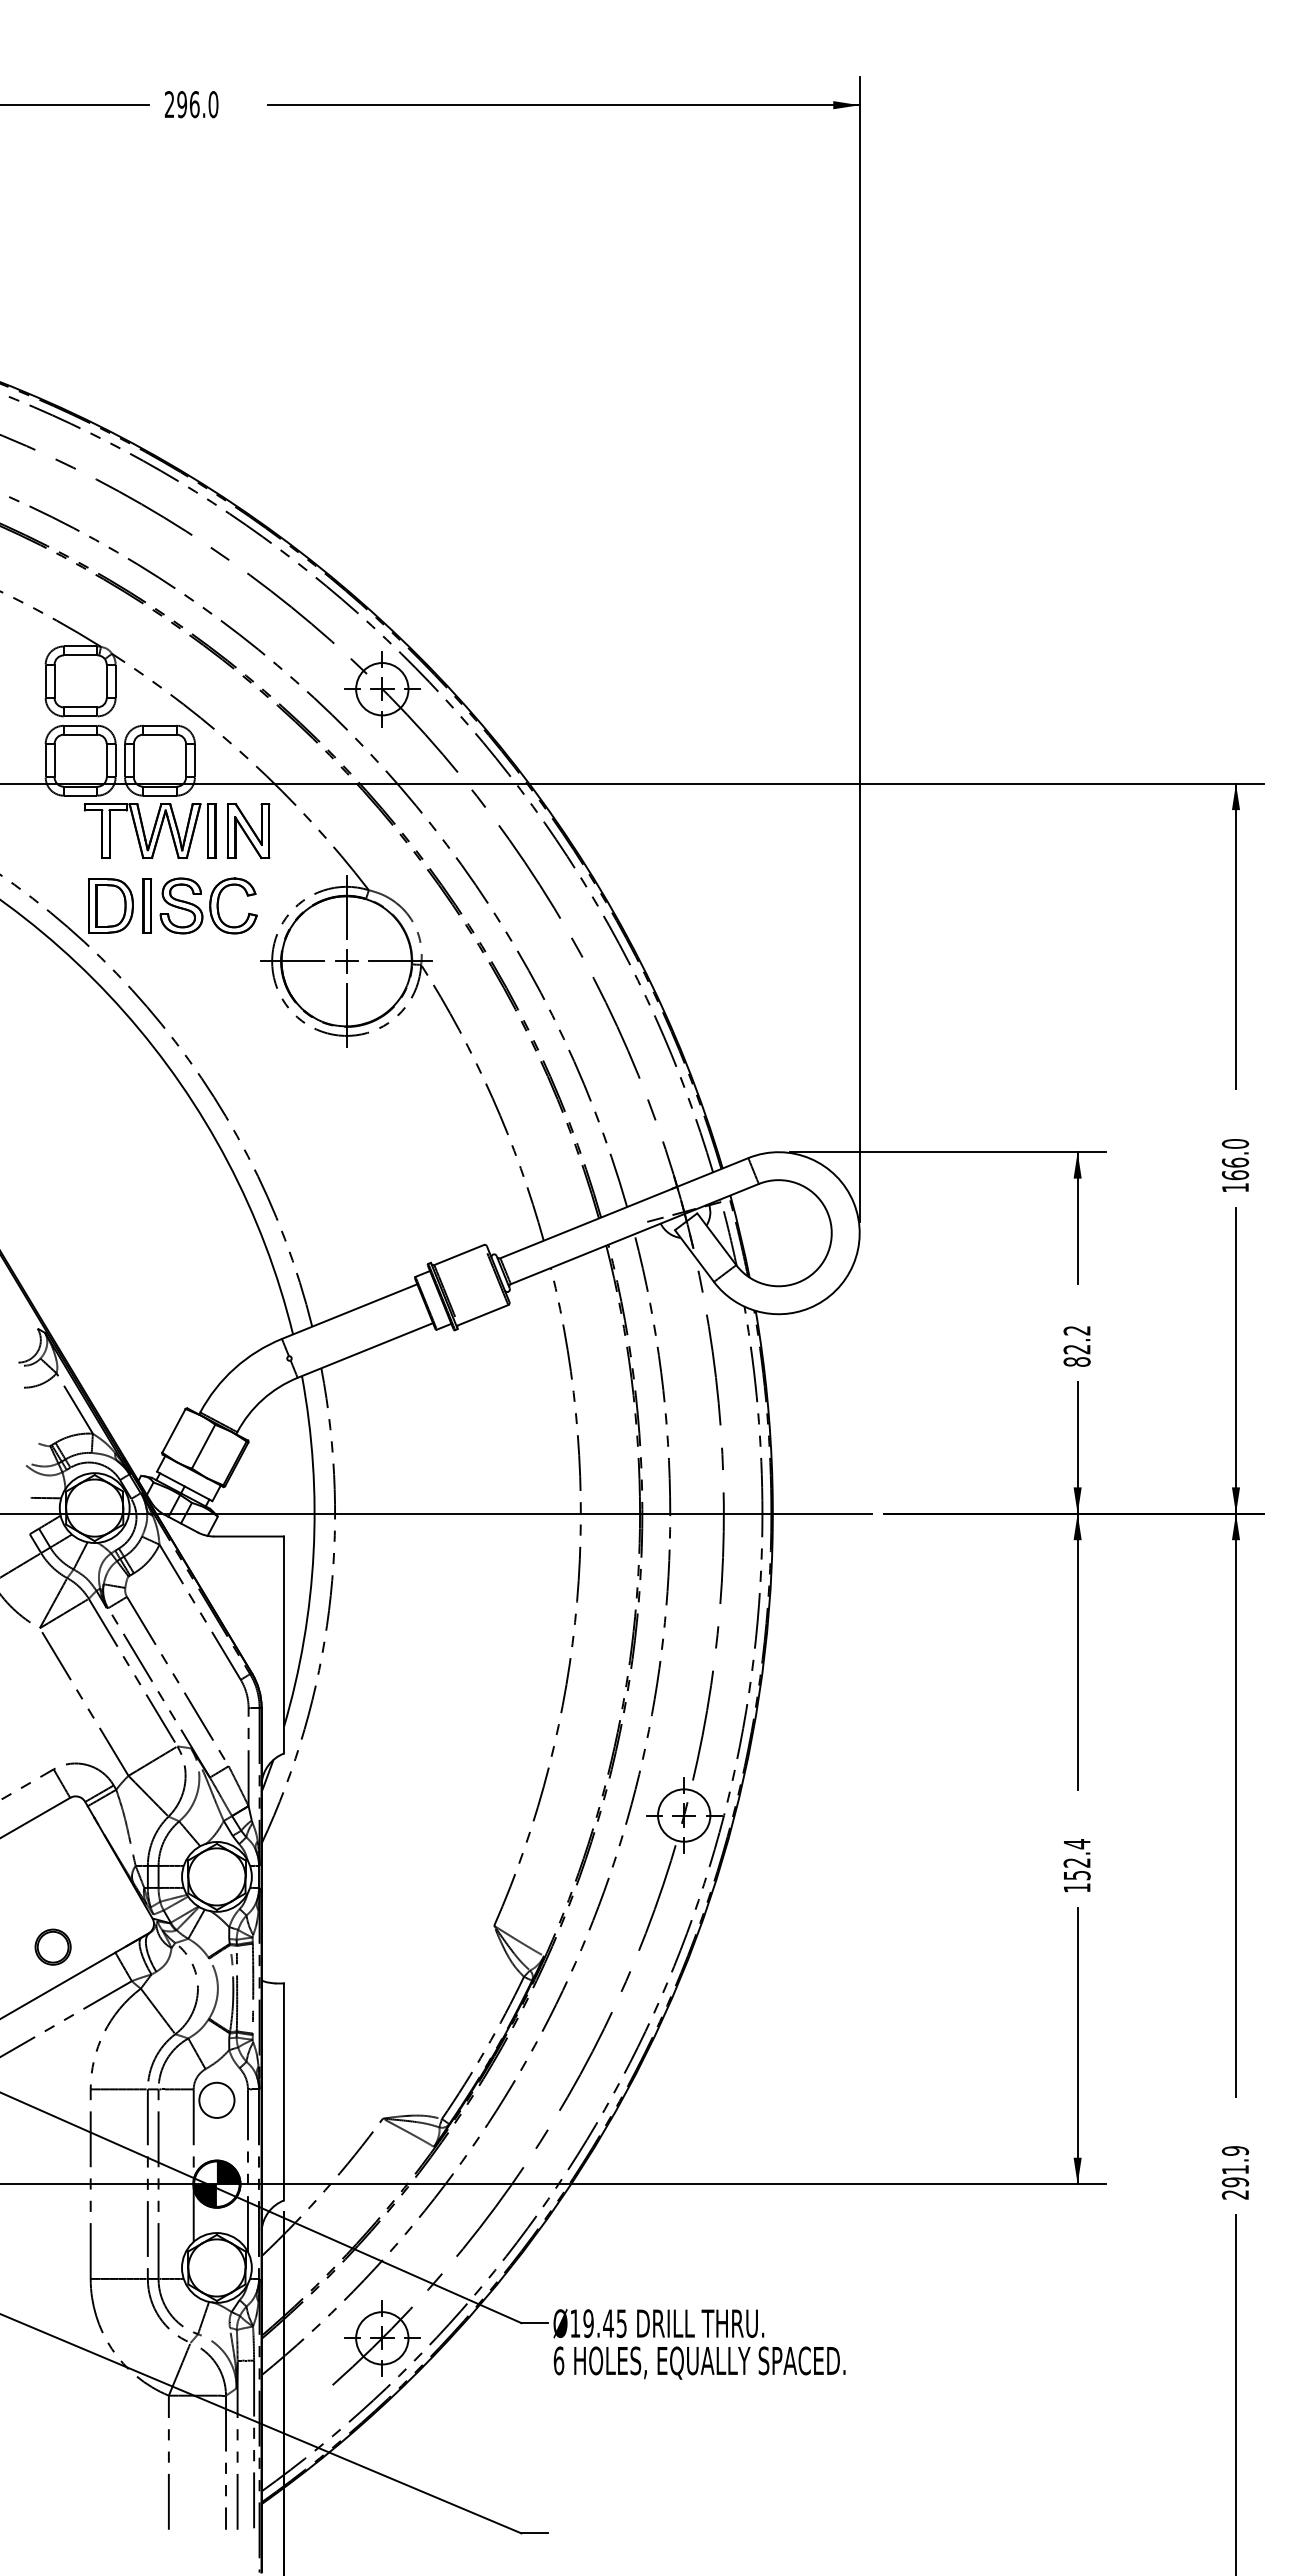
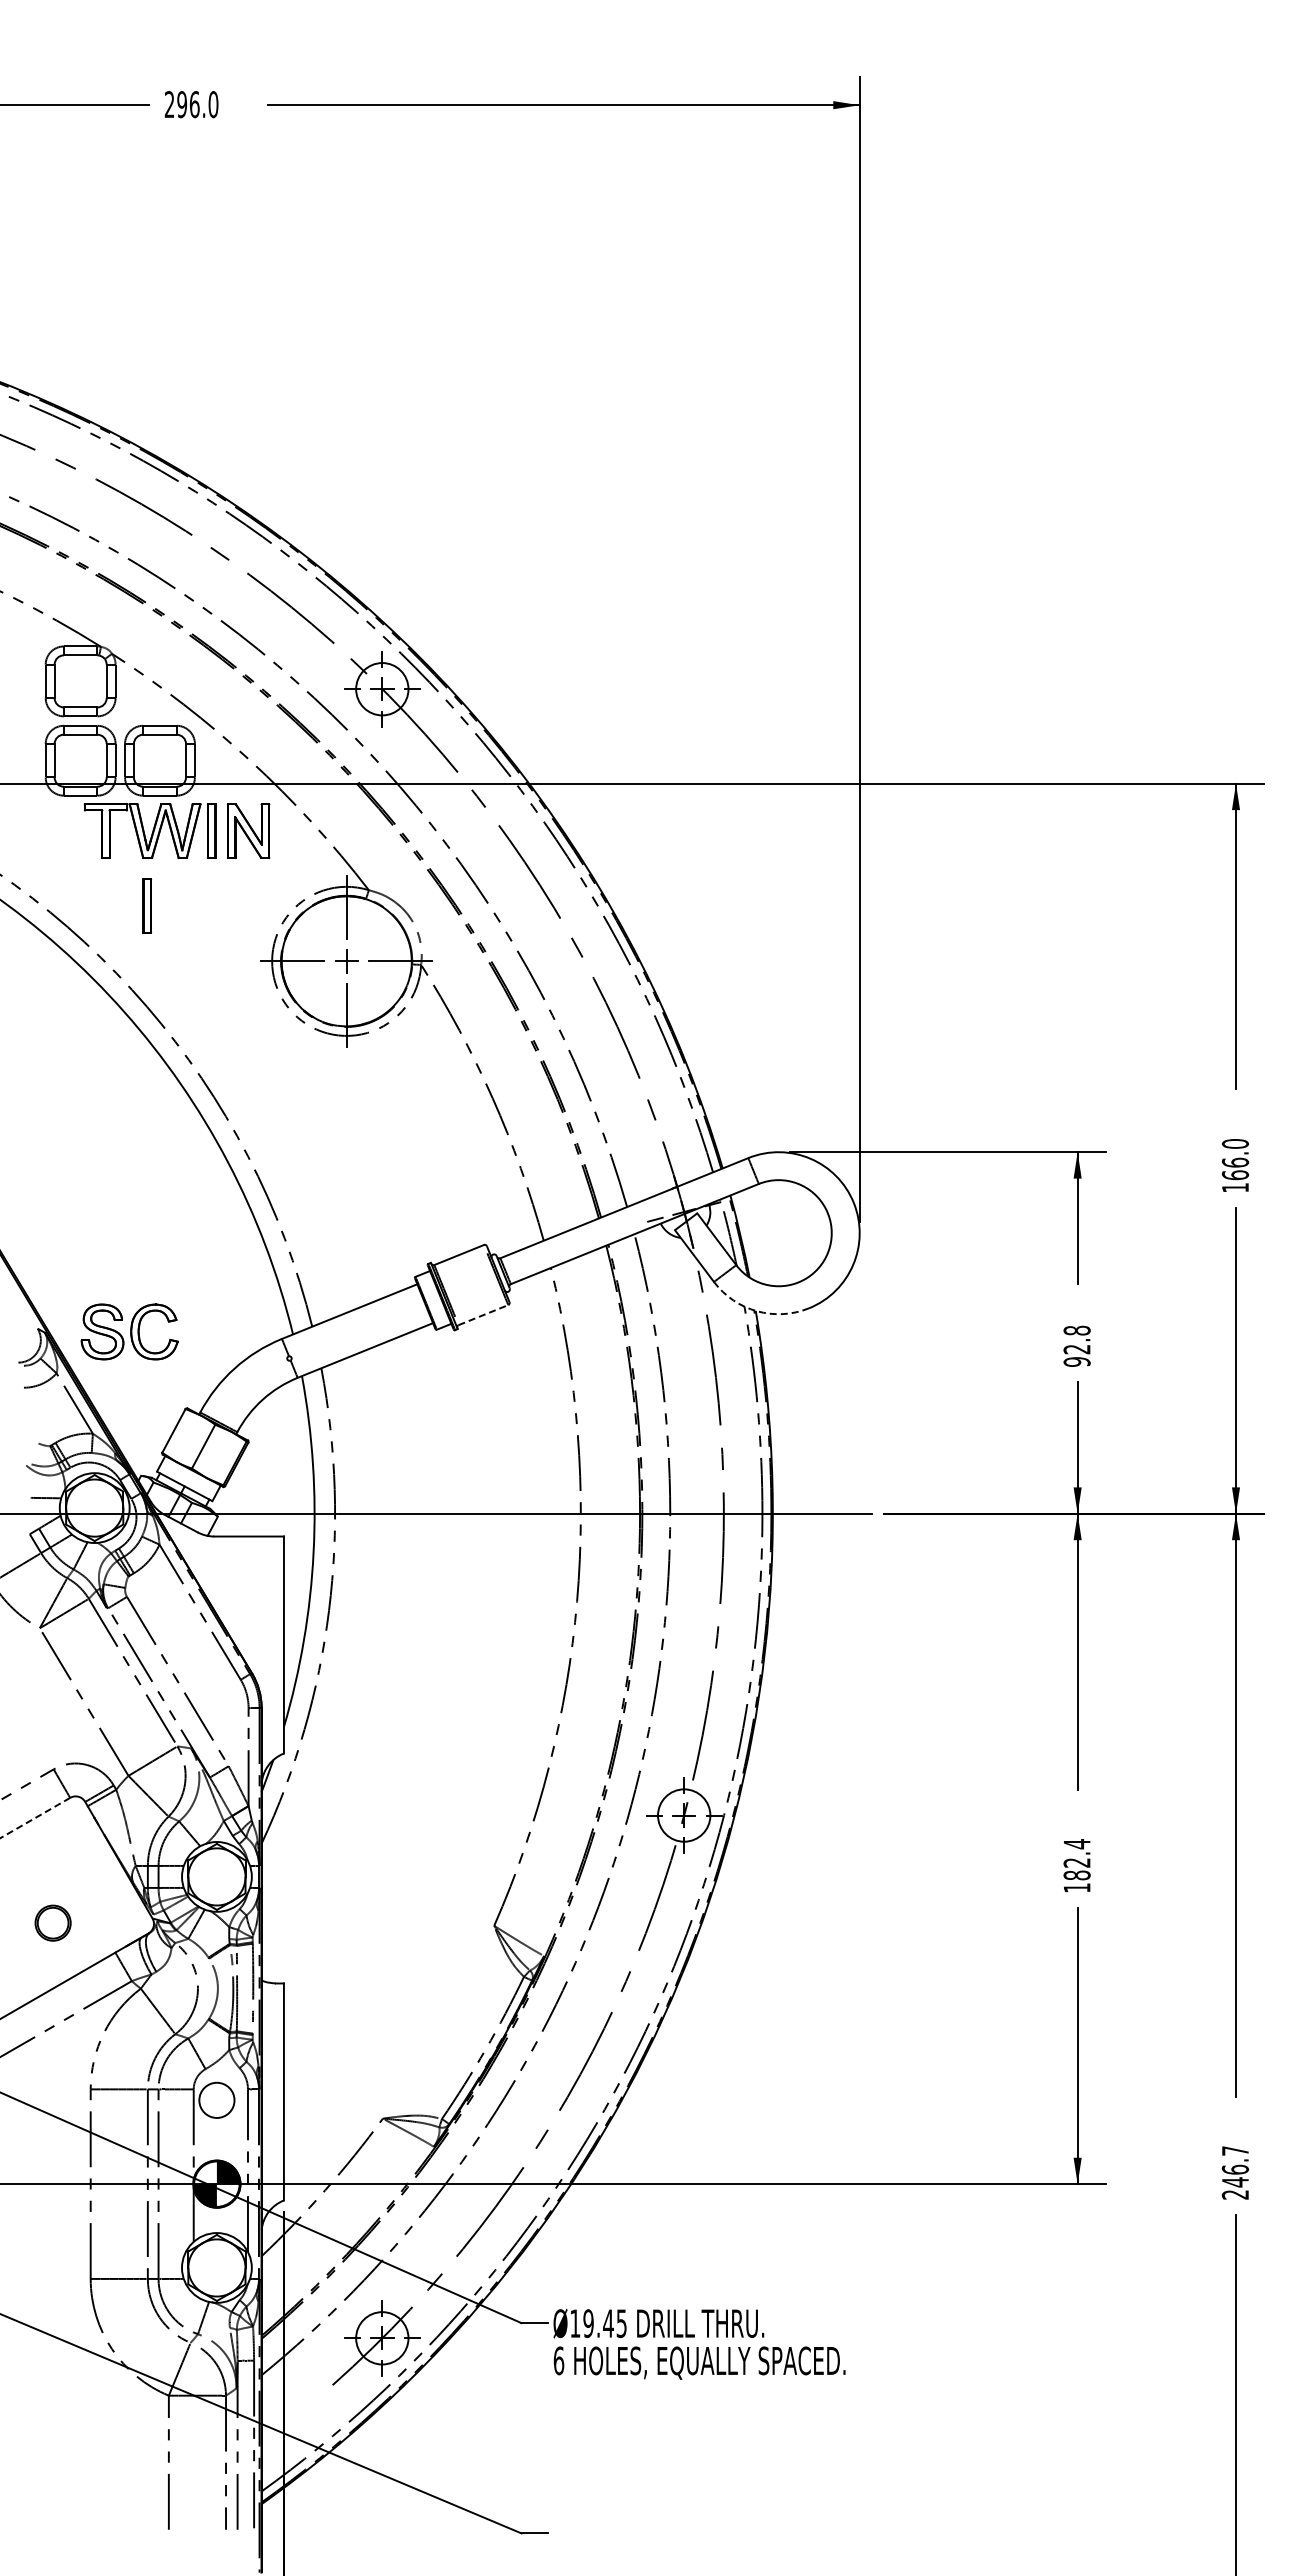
part: present -> none (110, 905)
part position: (208, 905) -> (129, 1331) (129, 1331)
arc: solid -> dashed (757, 1311)
line: solid -> dashed (483, 1315)
text: 82.2 -> 92.8 (1076, 1345)
line: solid -> dashed (34, 1818)
text: 152.4 -> 182.4 (1076, 1875)
part position: (52, 1946) -> (52, 1922) (52, 1922)
text: 291.9 -> 246.7 (1235, 2166)
